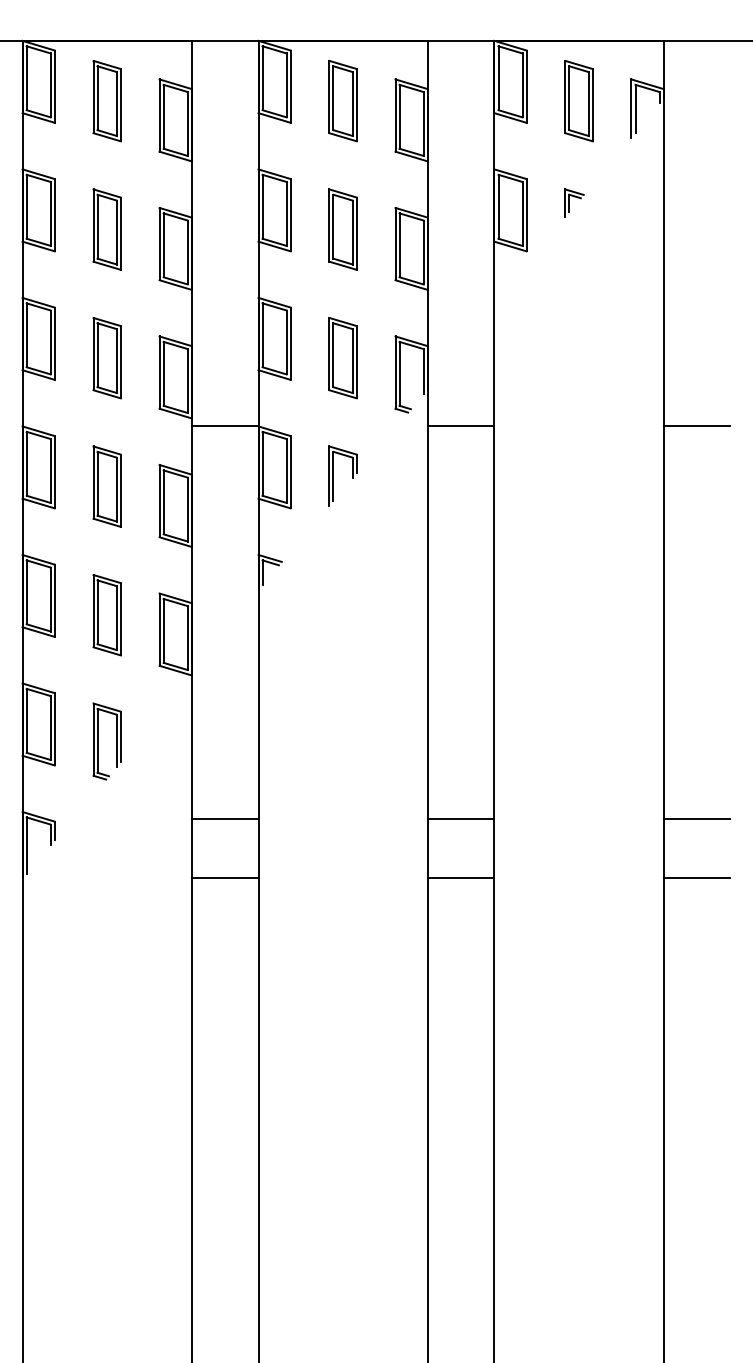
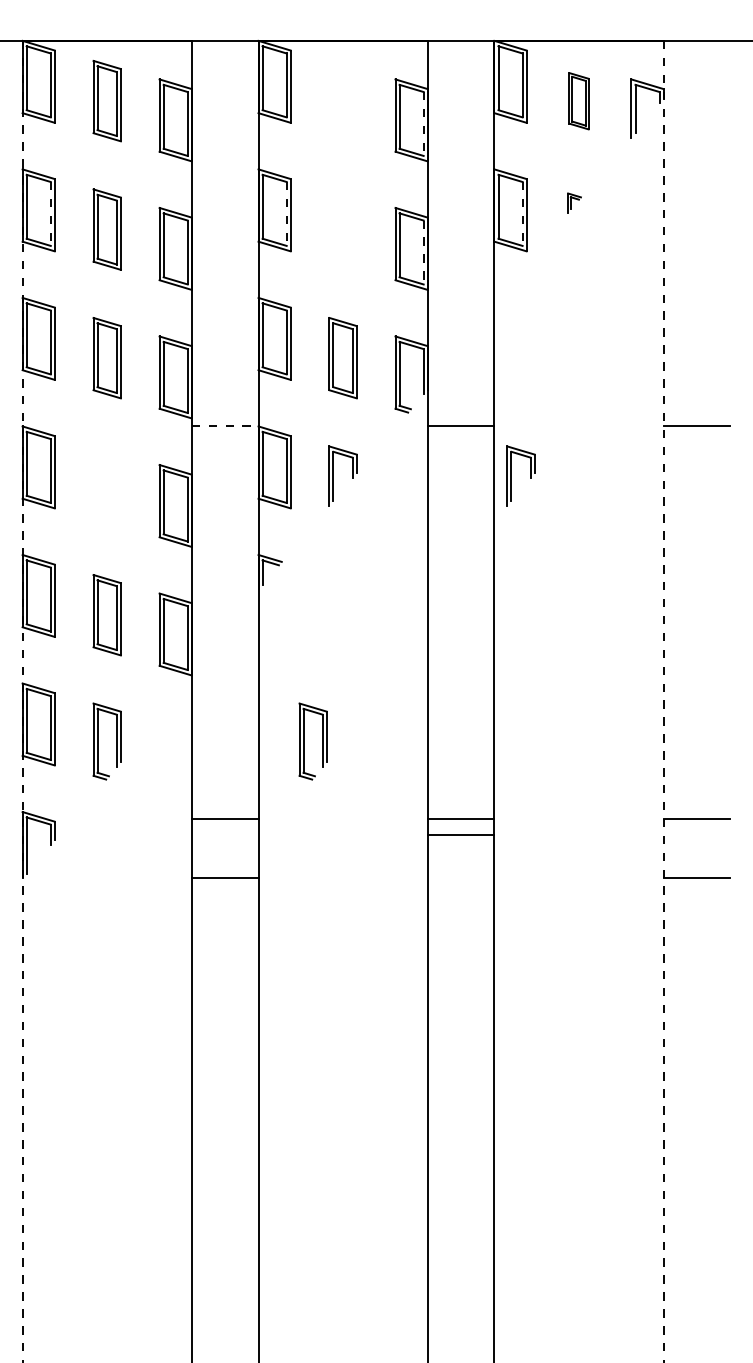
part: present -> none (342, 101)
part size: 30x83 px -> 22x59 px (578, 101)
line: solid -> dashed (423, 124)
part size: 21x30 px -> 15x22 px (574, 202)
line: solid -> dashed (50, 213)
line: solid -> dashed (286, 213)
line: solid -> dashed (522, 213)
part: present -> none (342, 229)
line: solid -> dashed (423, 252)
line: solid -> dashed (225, 425)
part: none -> present (511, 475)
part: present -> none (106, 486)
line: solid -> dashed (22, 701)
line: solid -> dashed (663, 701)
part: none -> present (304, 741)
line position: (460, 877) -> (460, 834) (460, 834)
